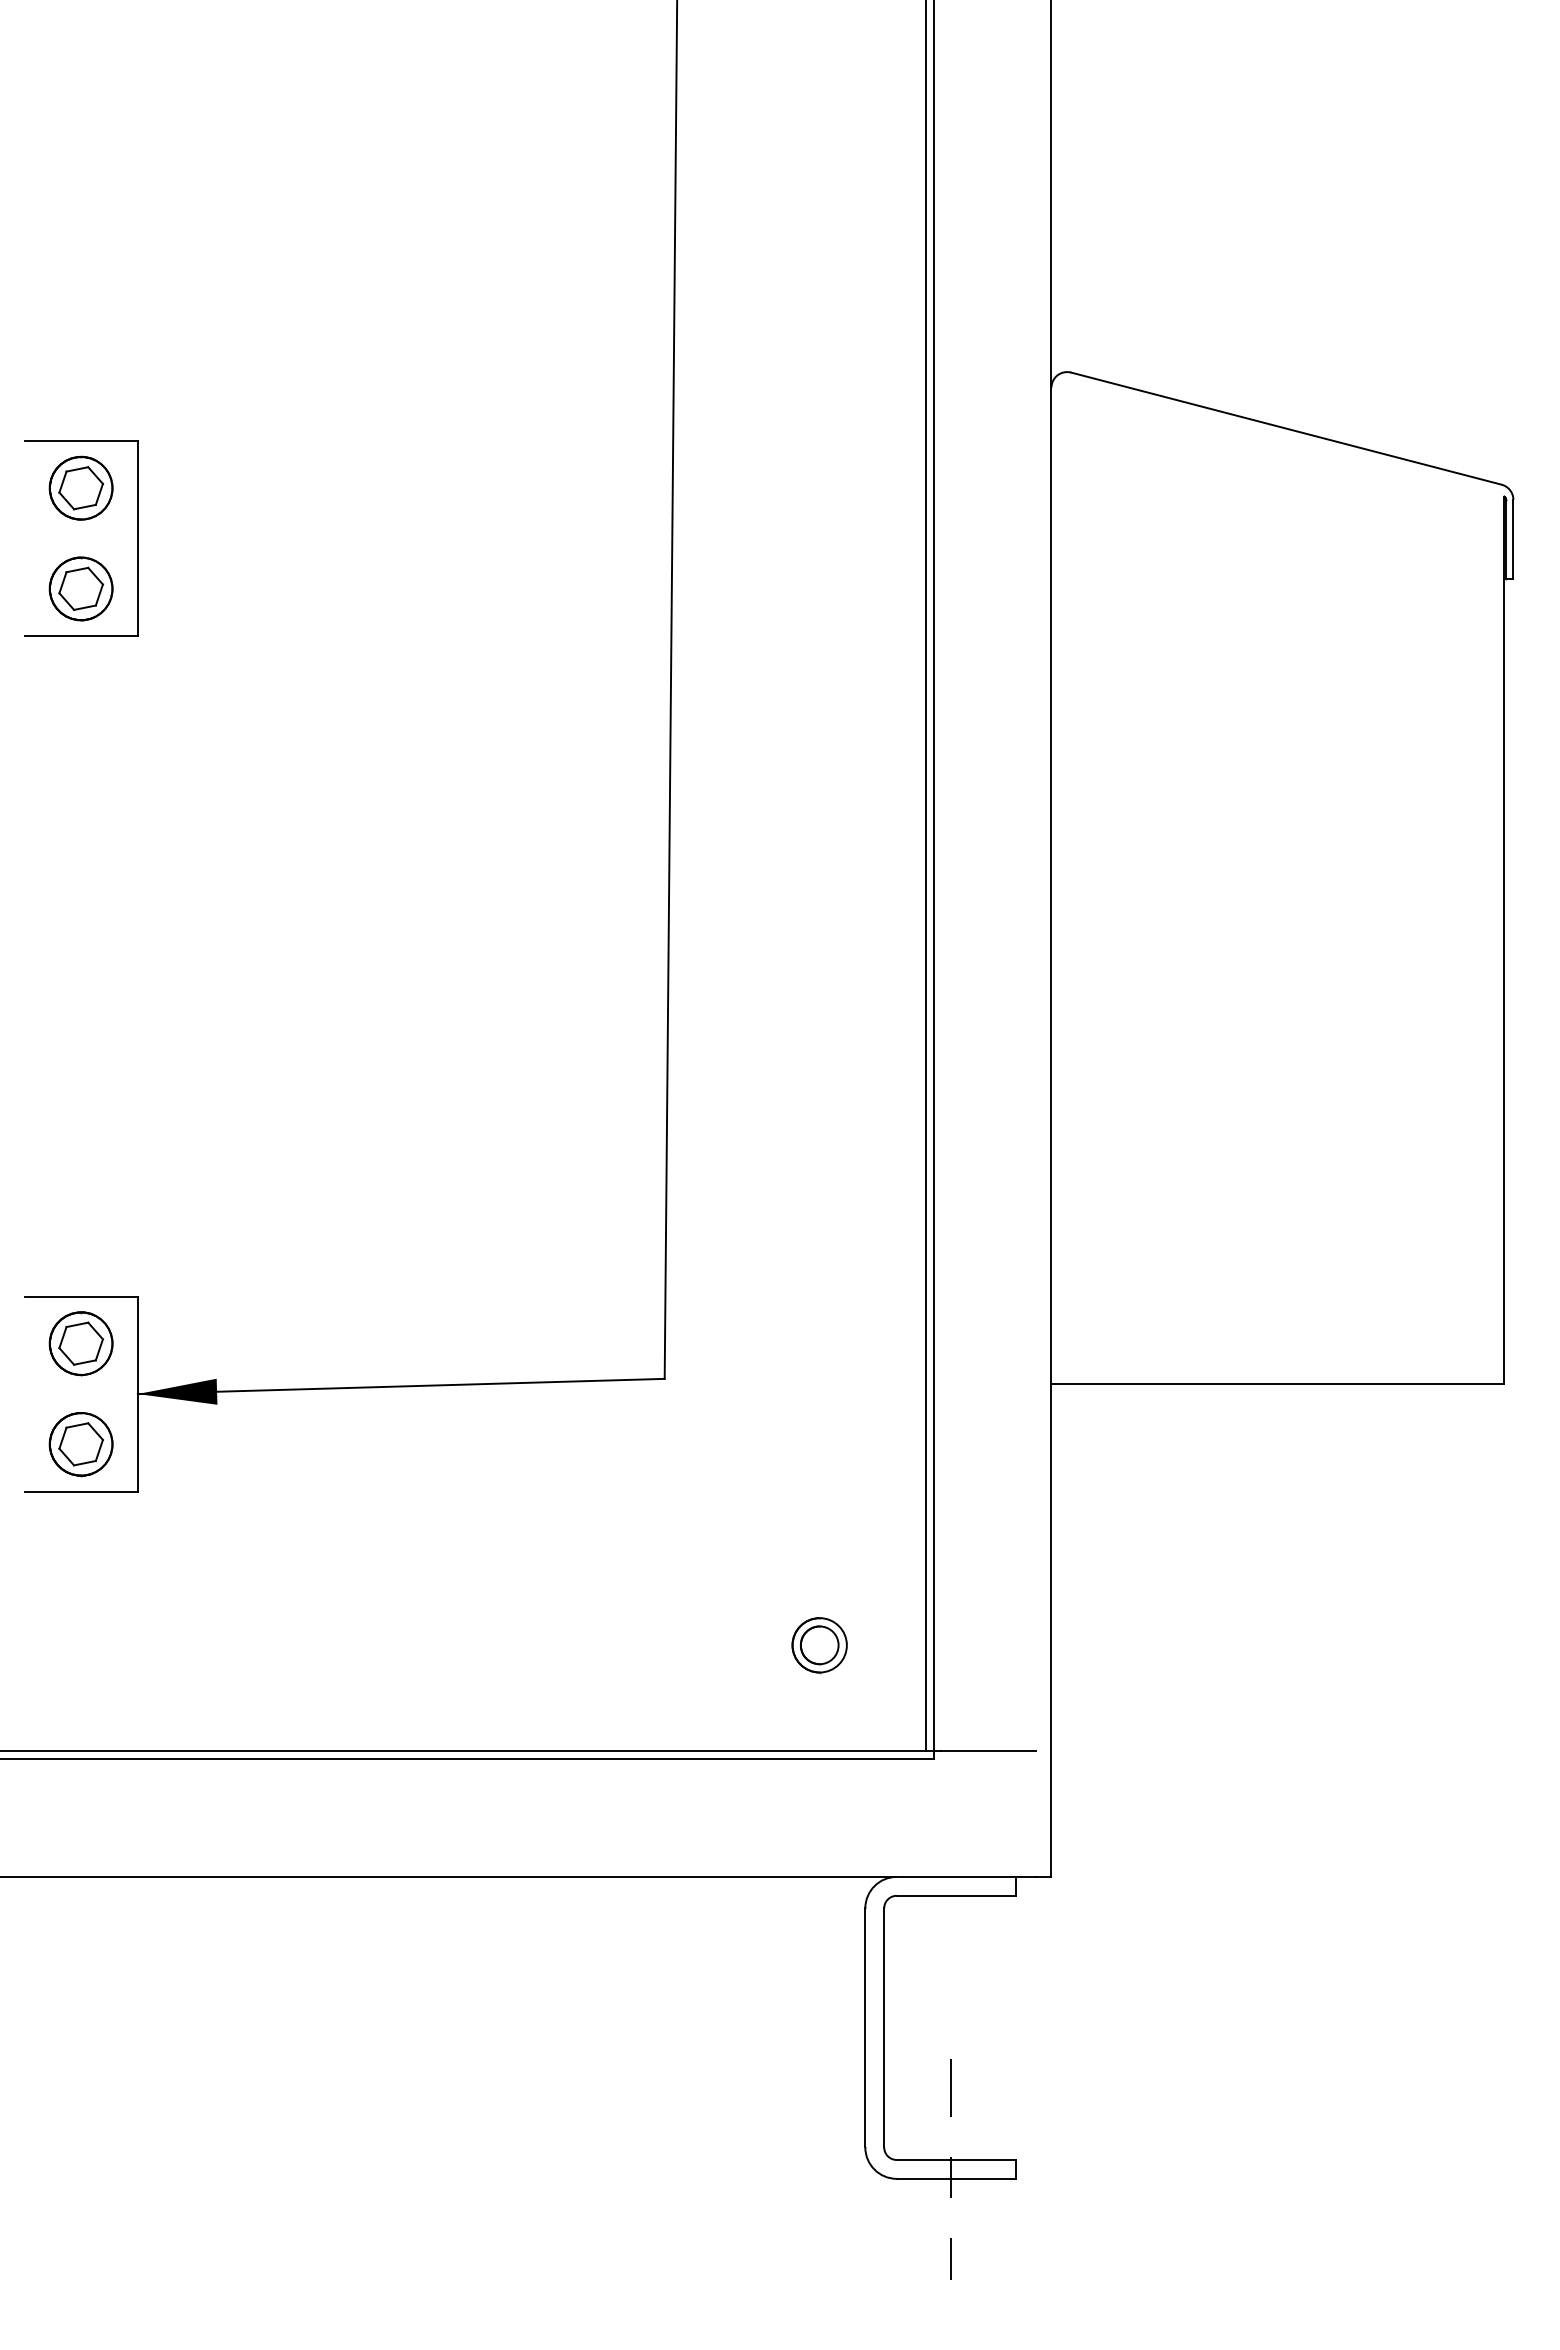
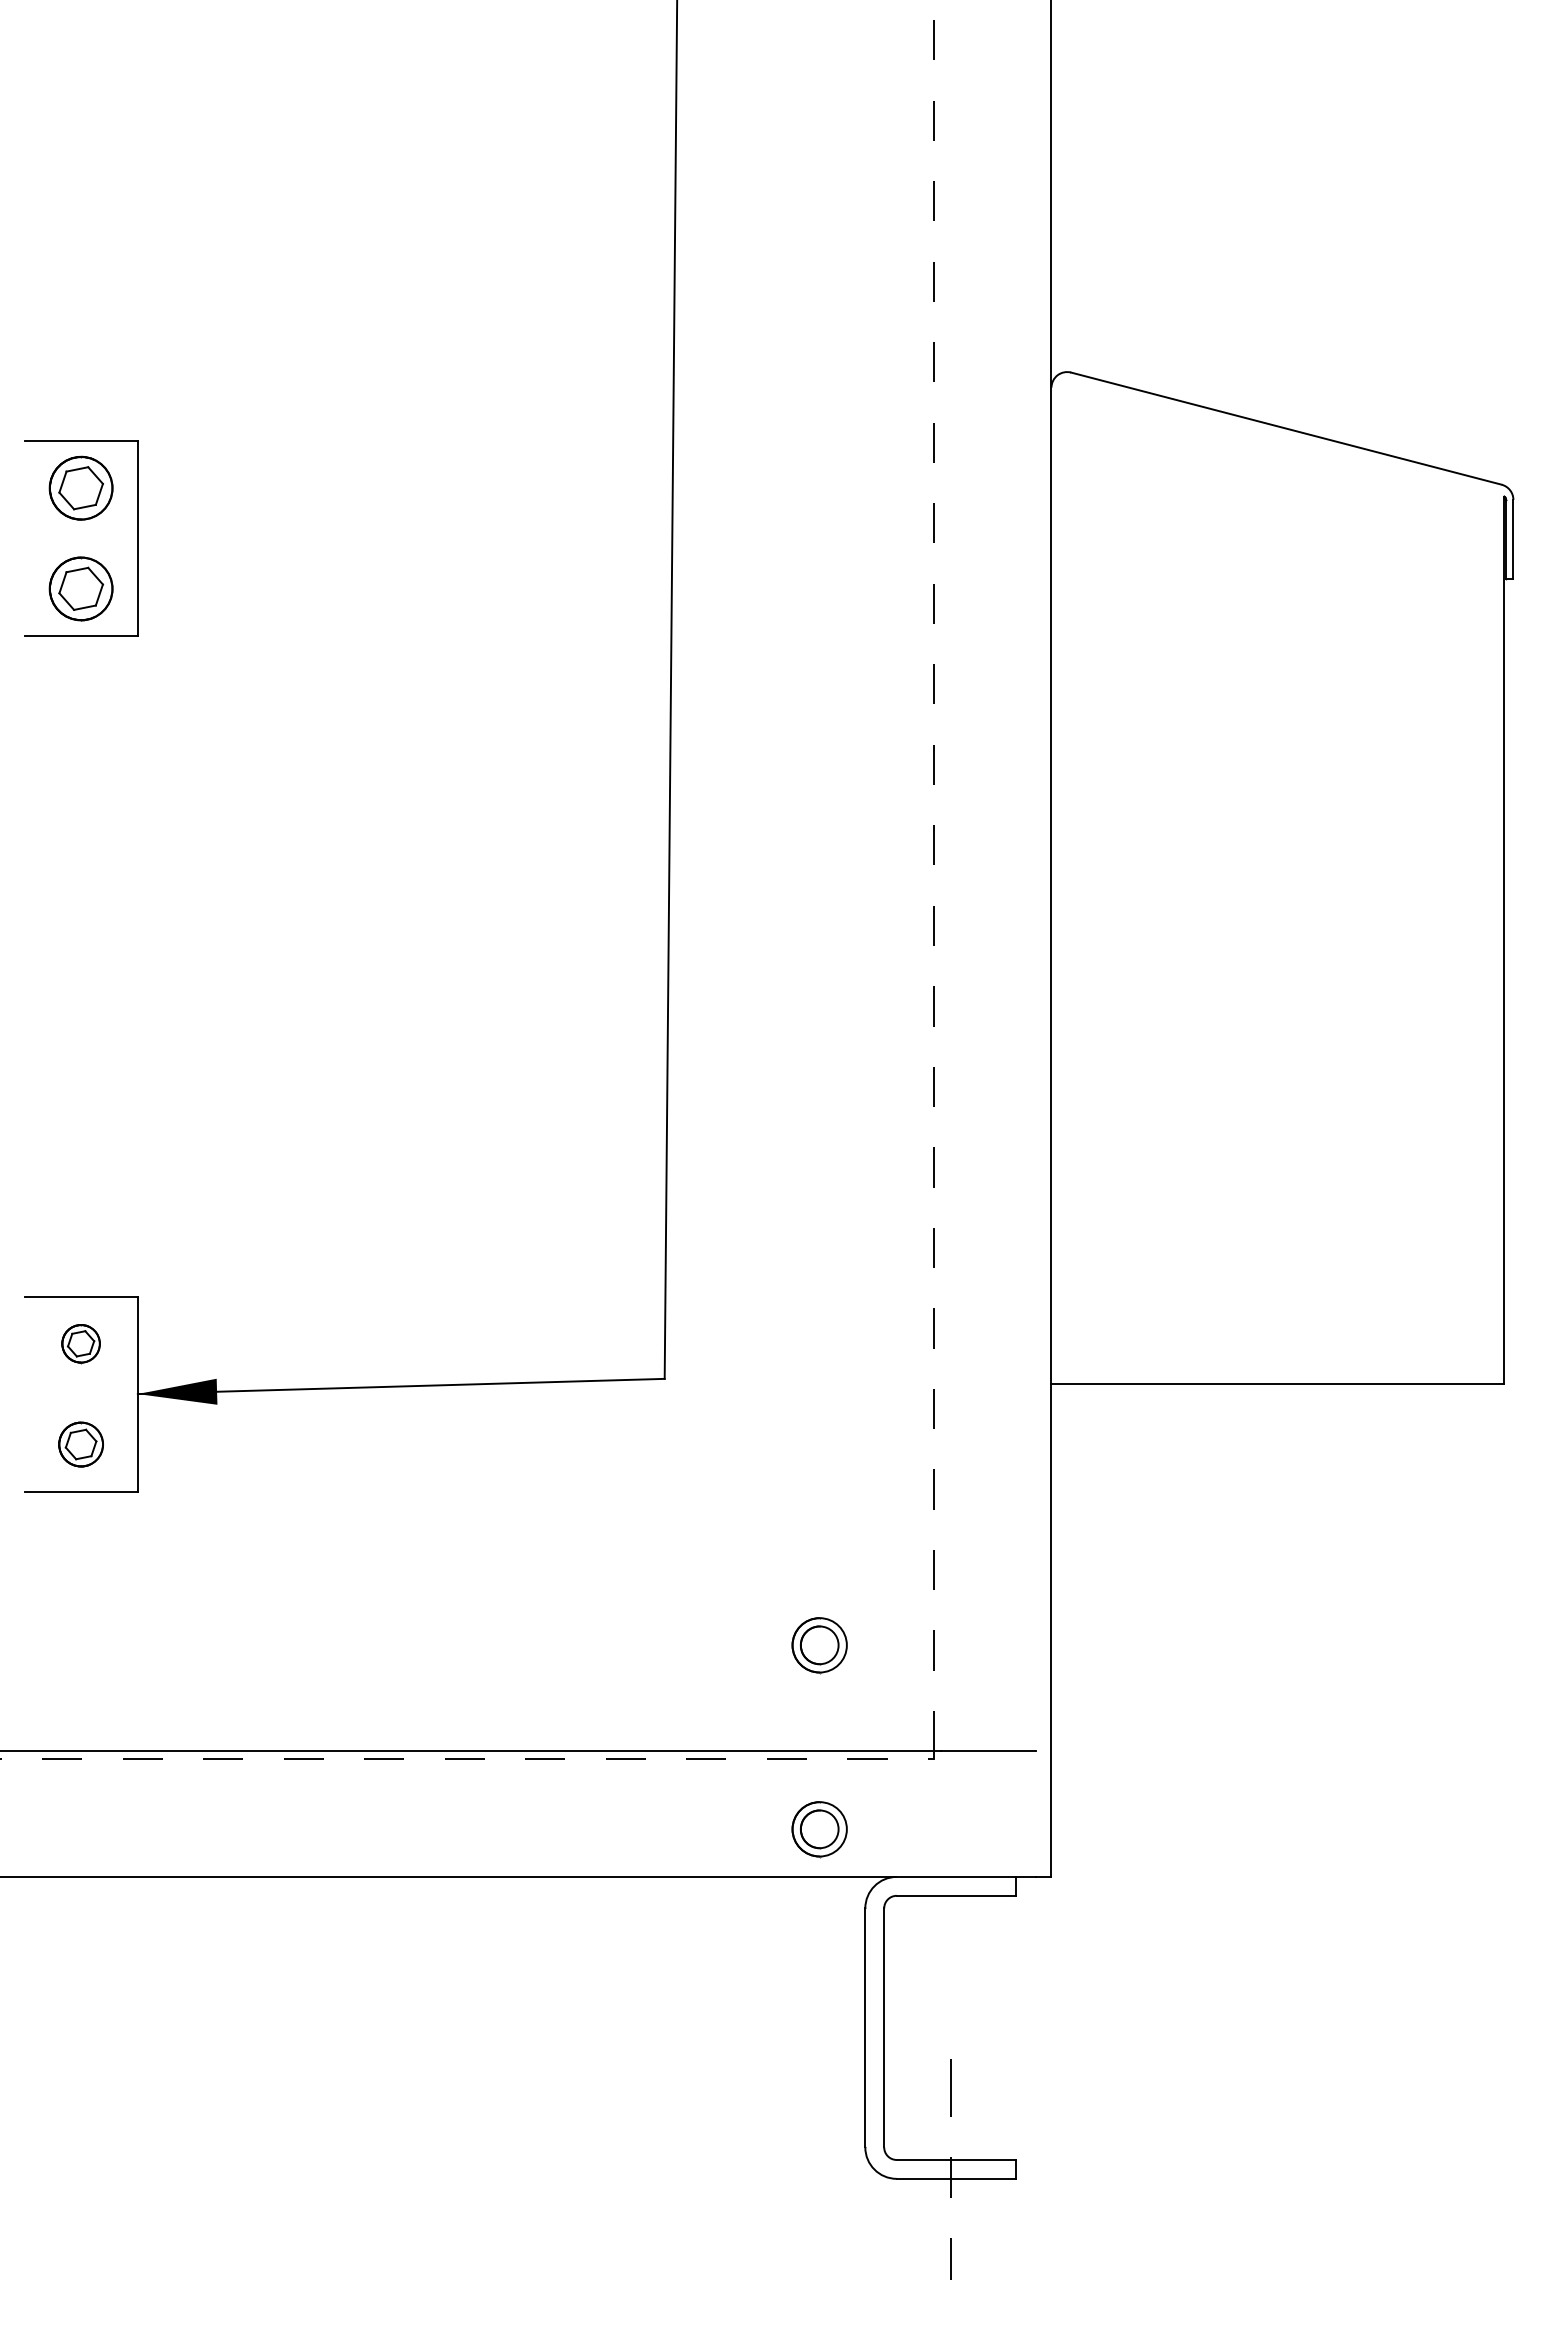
line: solid -> dashed (933, 875)
line: present -> none (925, 876)
part size: 66x66 px -> 40x41 px (80, 1344)
part size: 66x66 px -> 46x47 px (80, 1444)
line: solid -> dashed (467, 1758)
part: none -> present (819, 1829)
